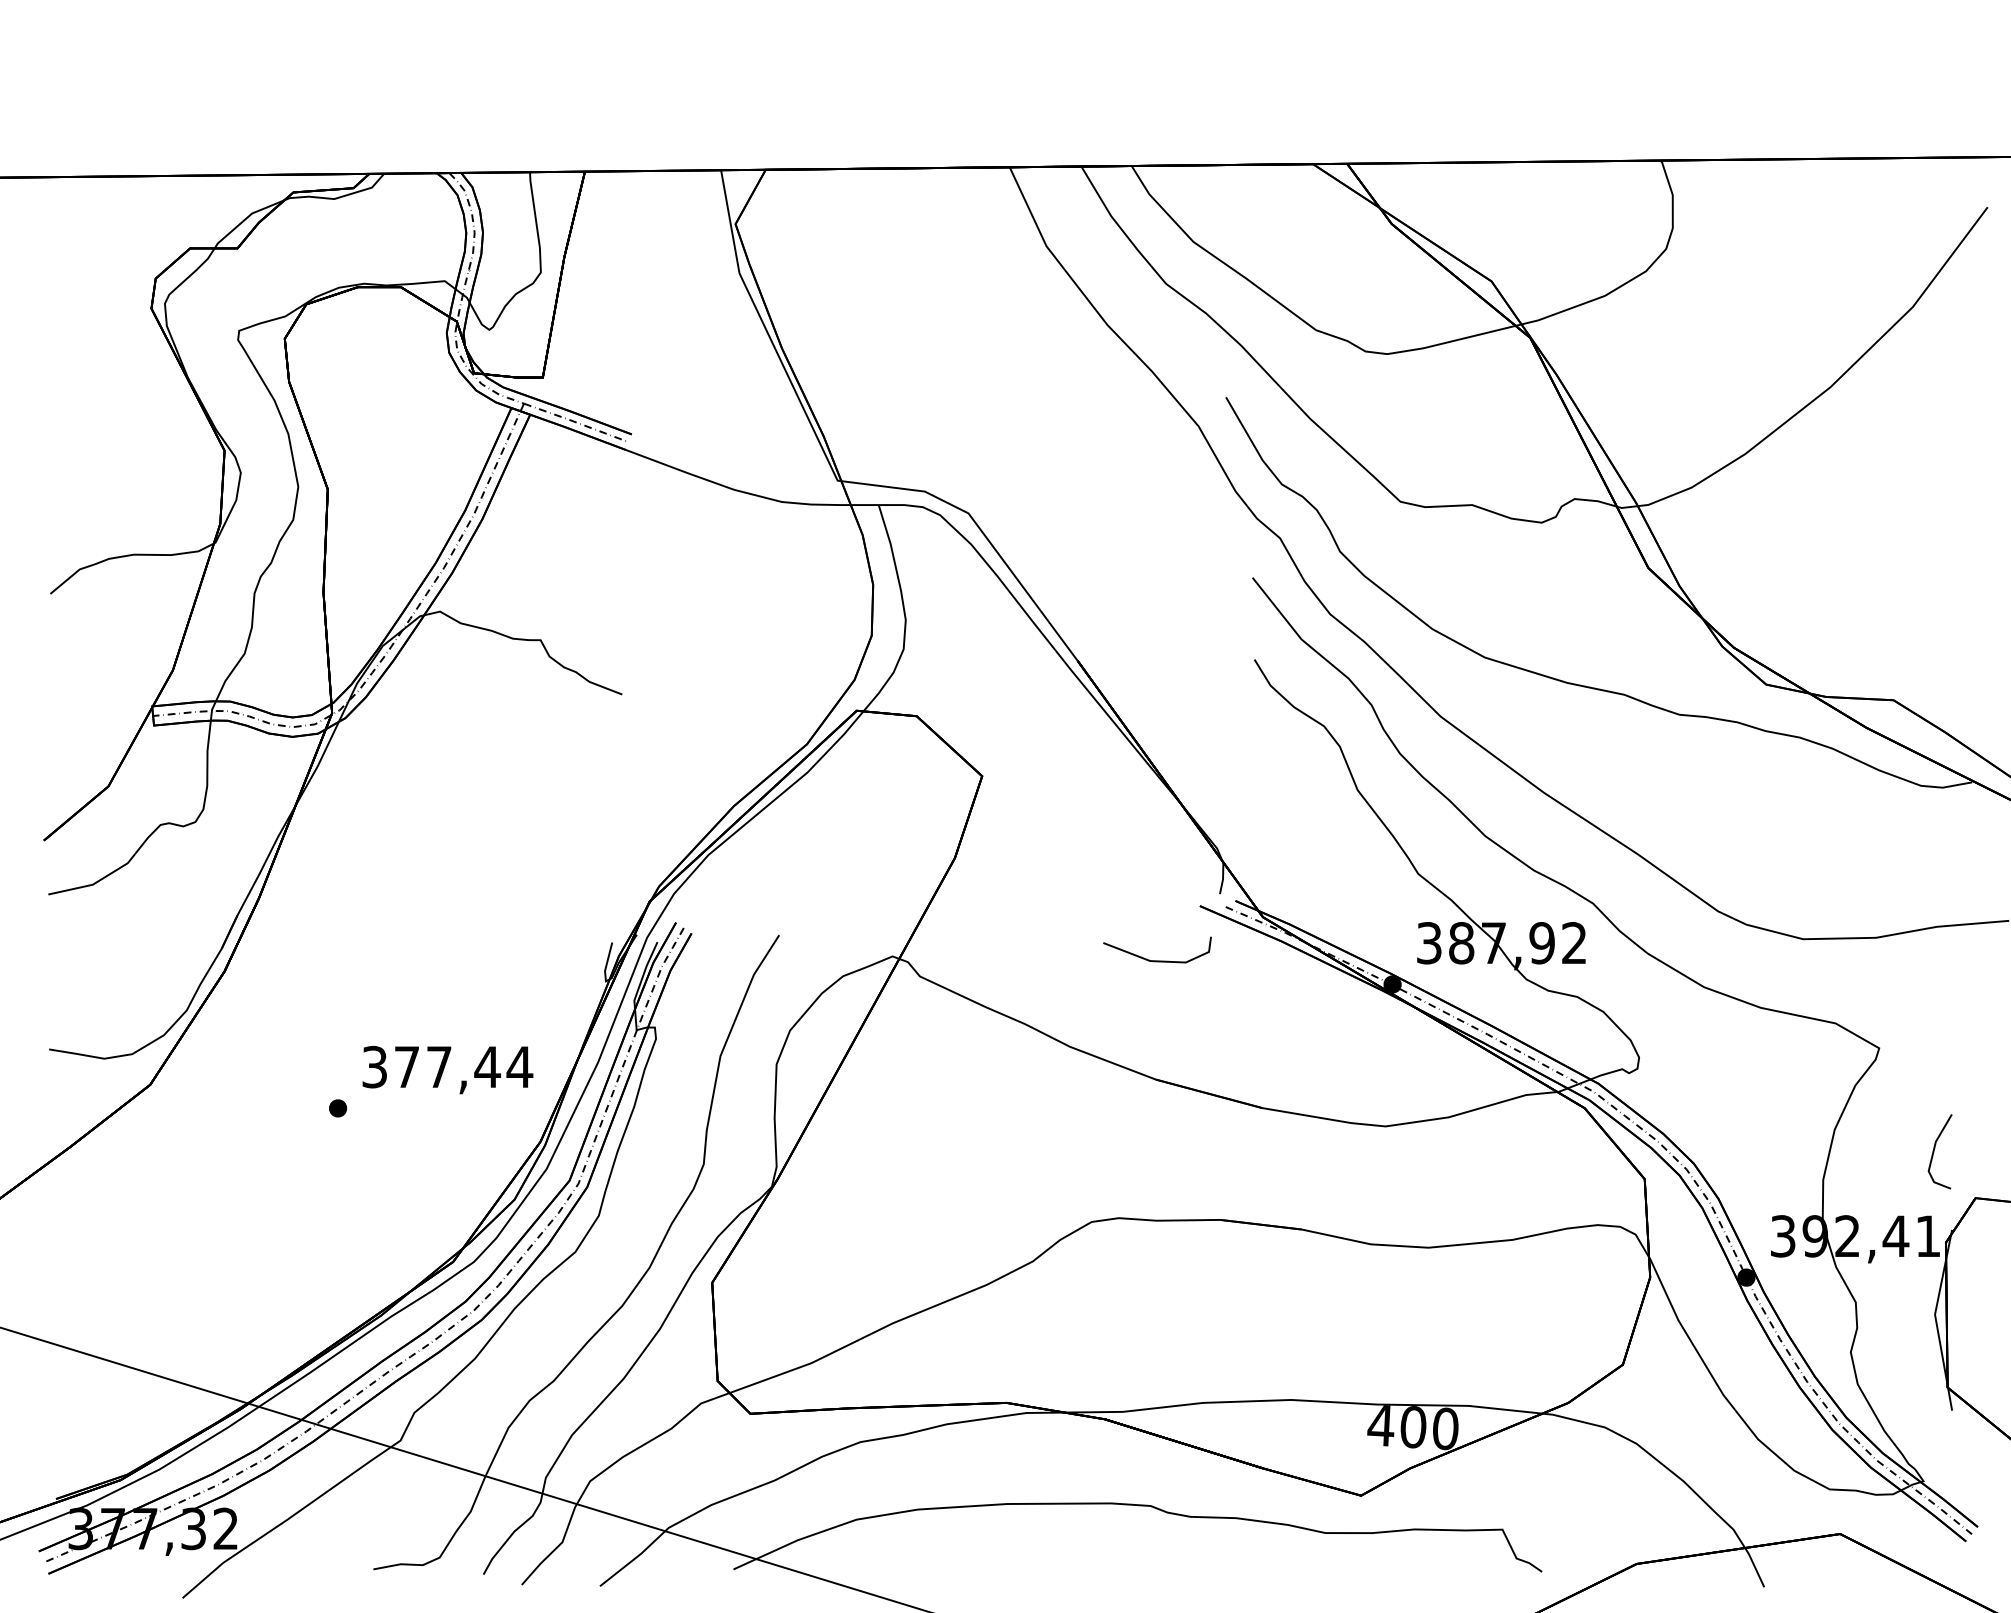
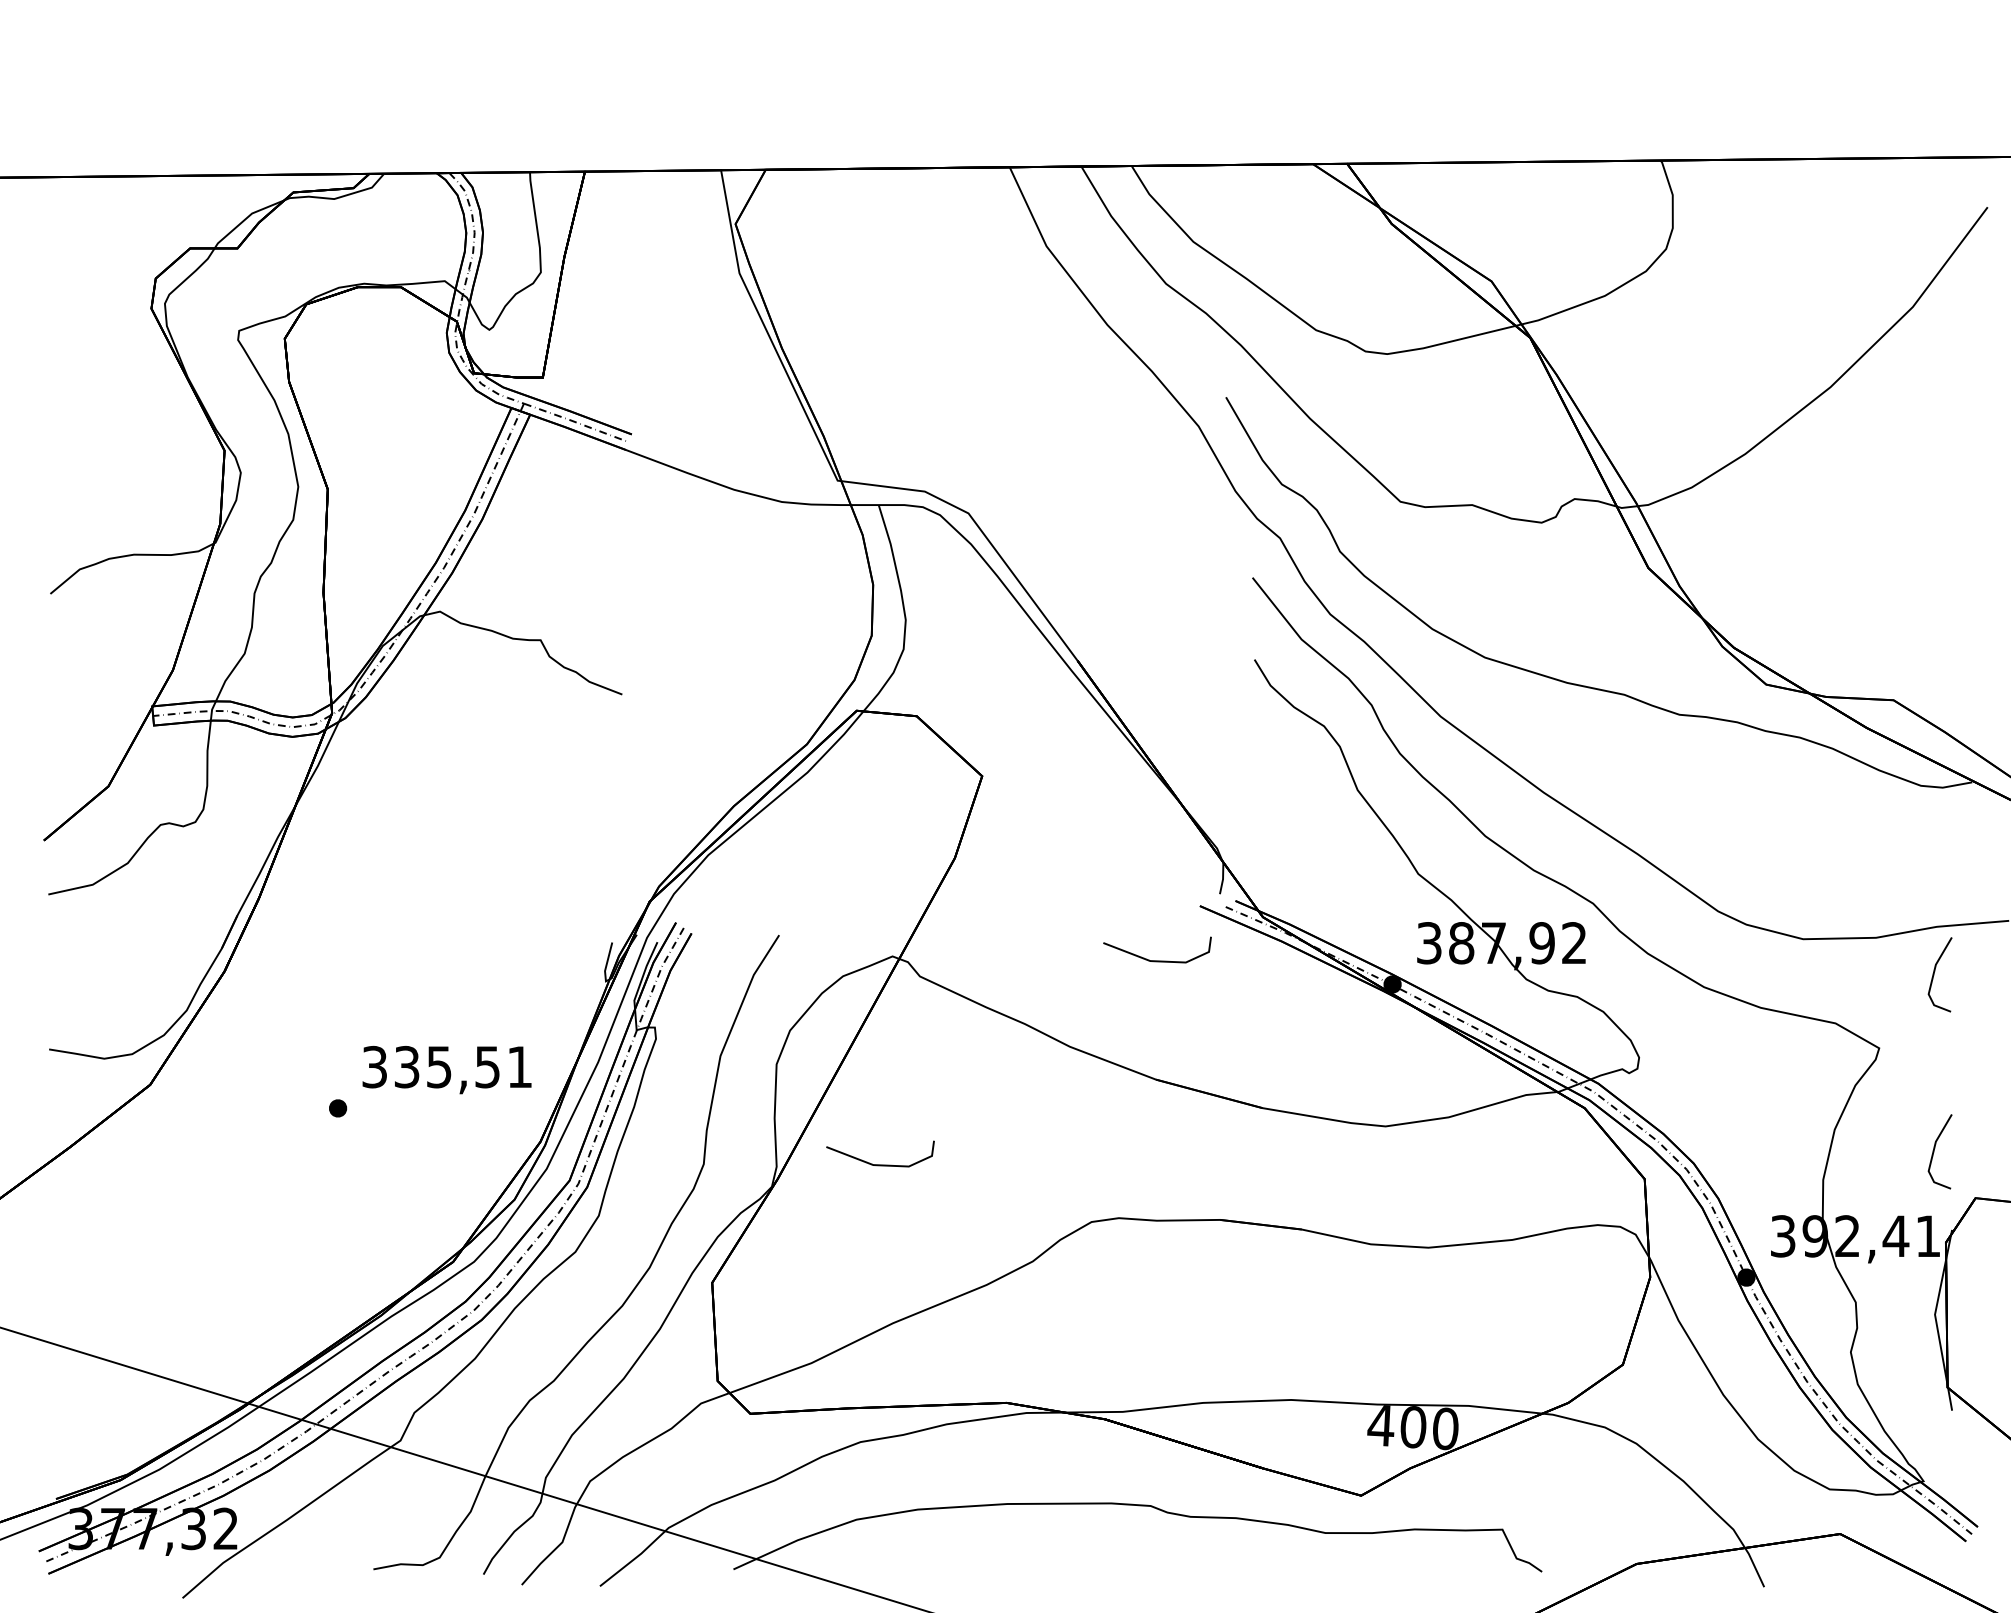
line: none -> present (1935, 971)
text: 377,44 -> 335,51 (464, 1066)
line: none -> present (880, 1164)
